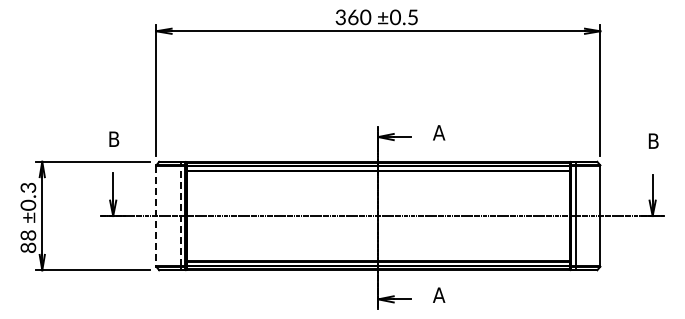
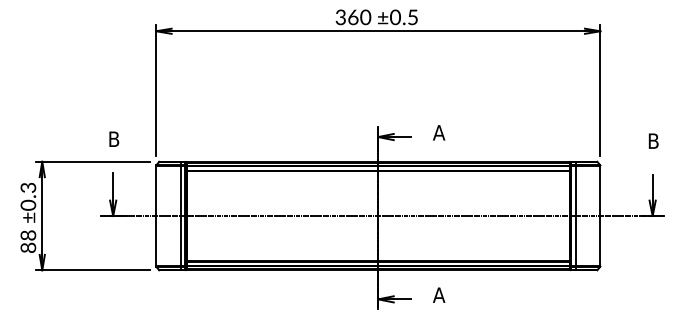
line: dashed -> solid (180, 215)
line: dashed -> solid (156, 216)
